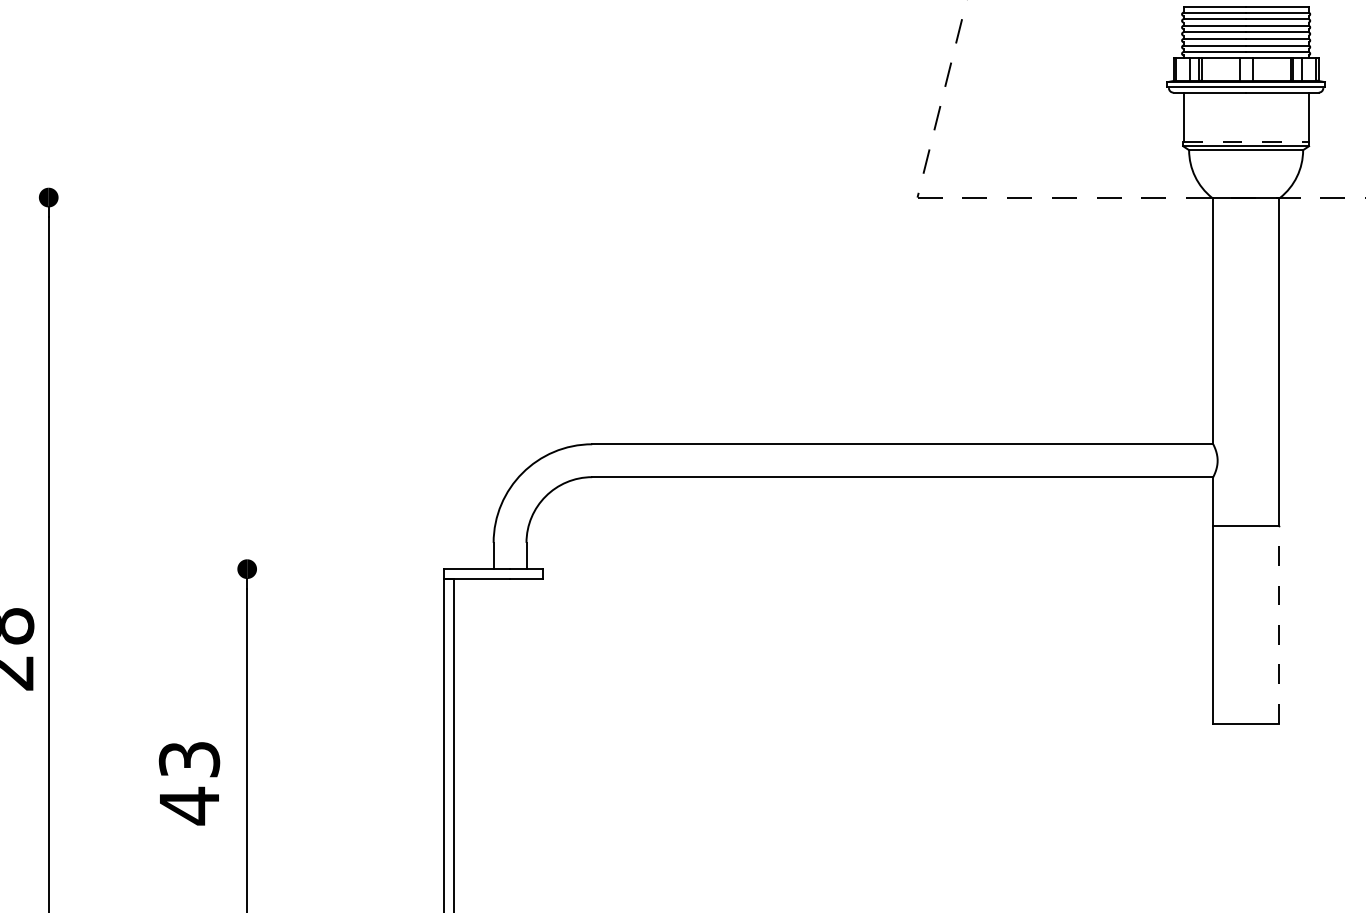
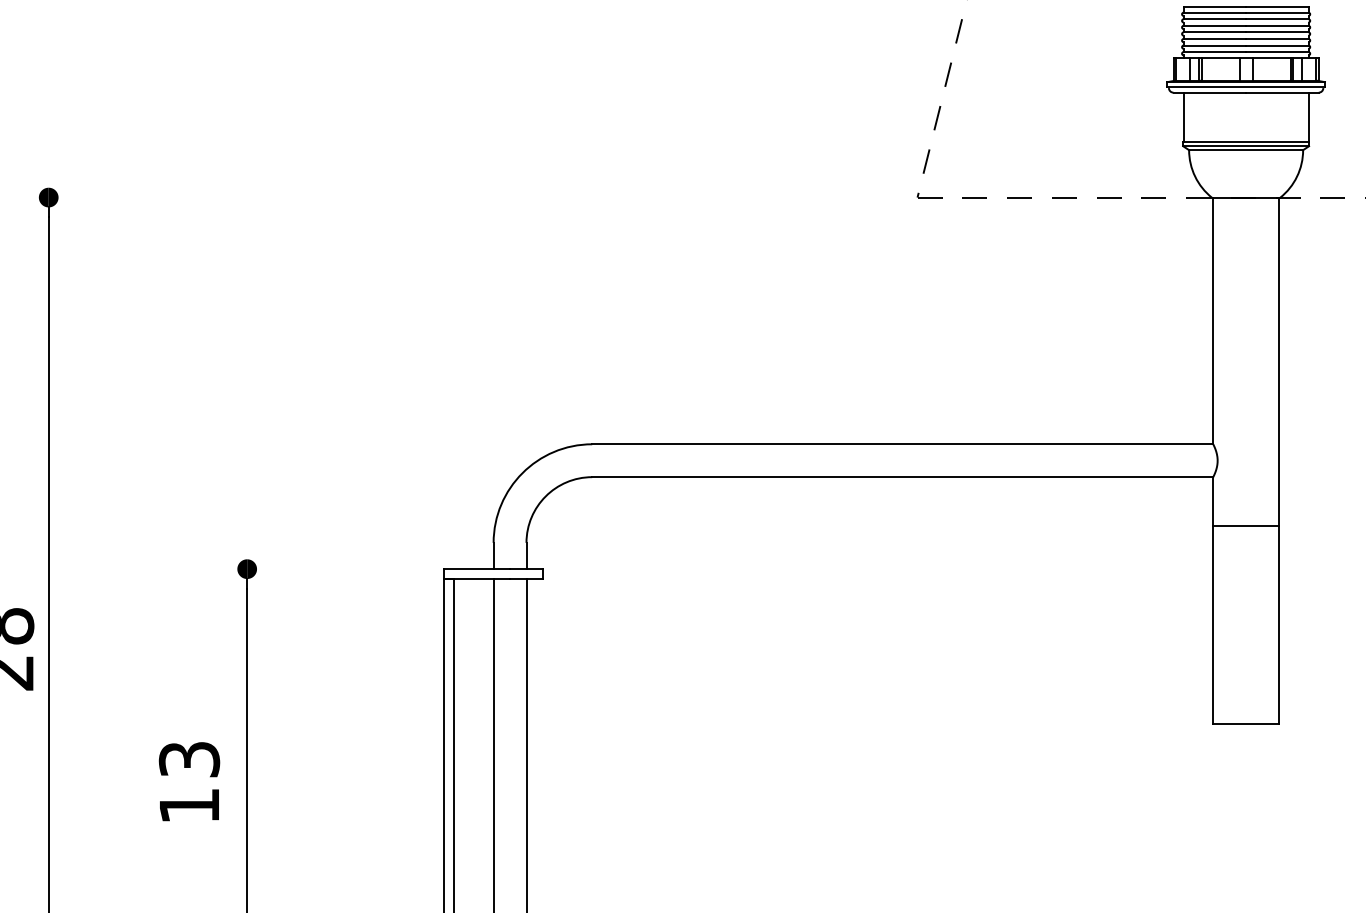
line: dashed -> solid (1246, 141)
line: dashed -> solid (1278, 625)
line: none -> present (493, 744)
line: none -> present (526, 744)
text: 43 -> 13 (189, 805)
